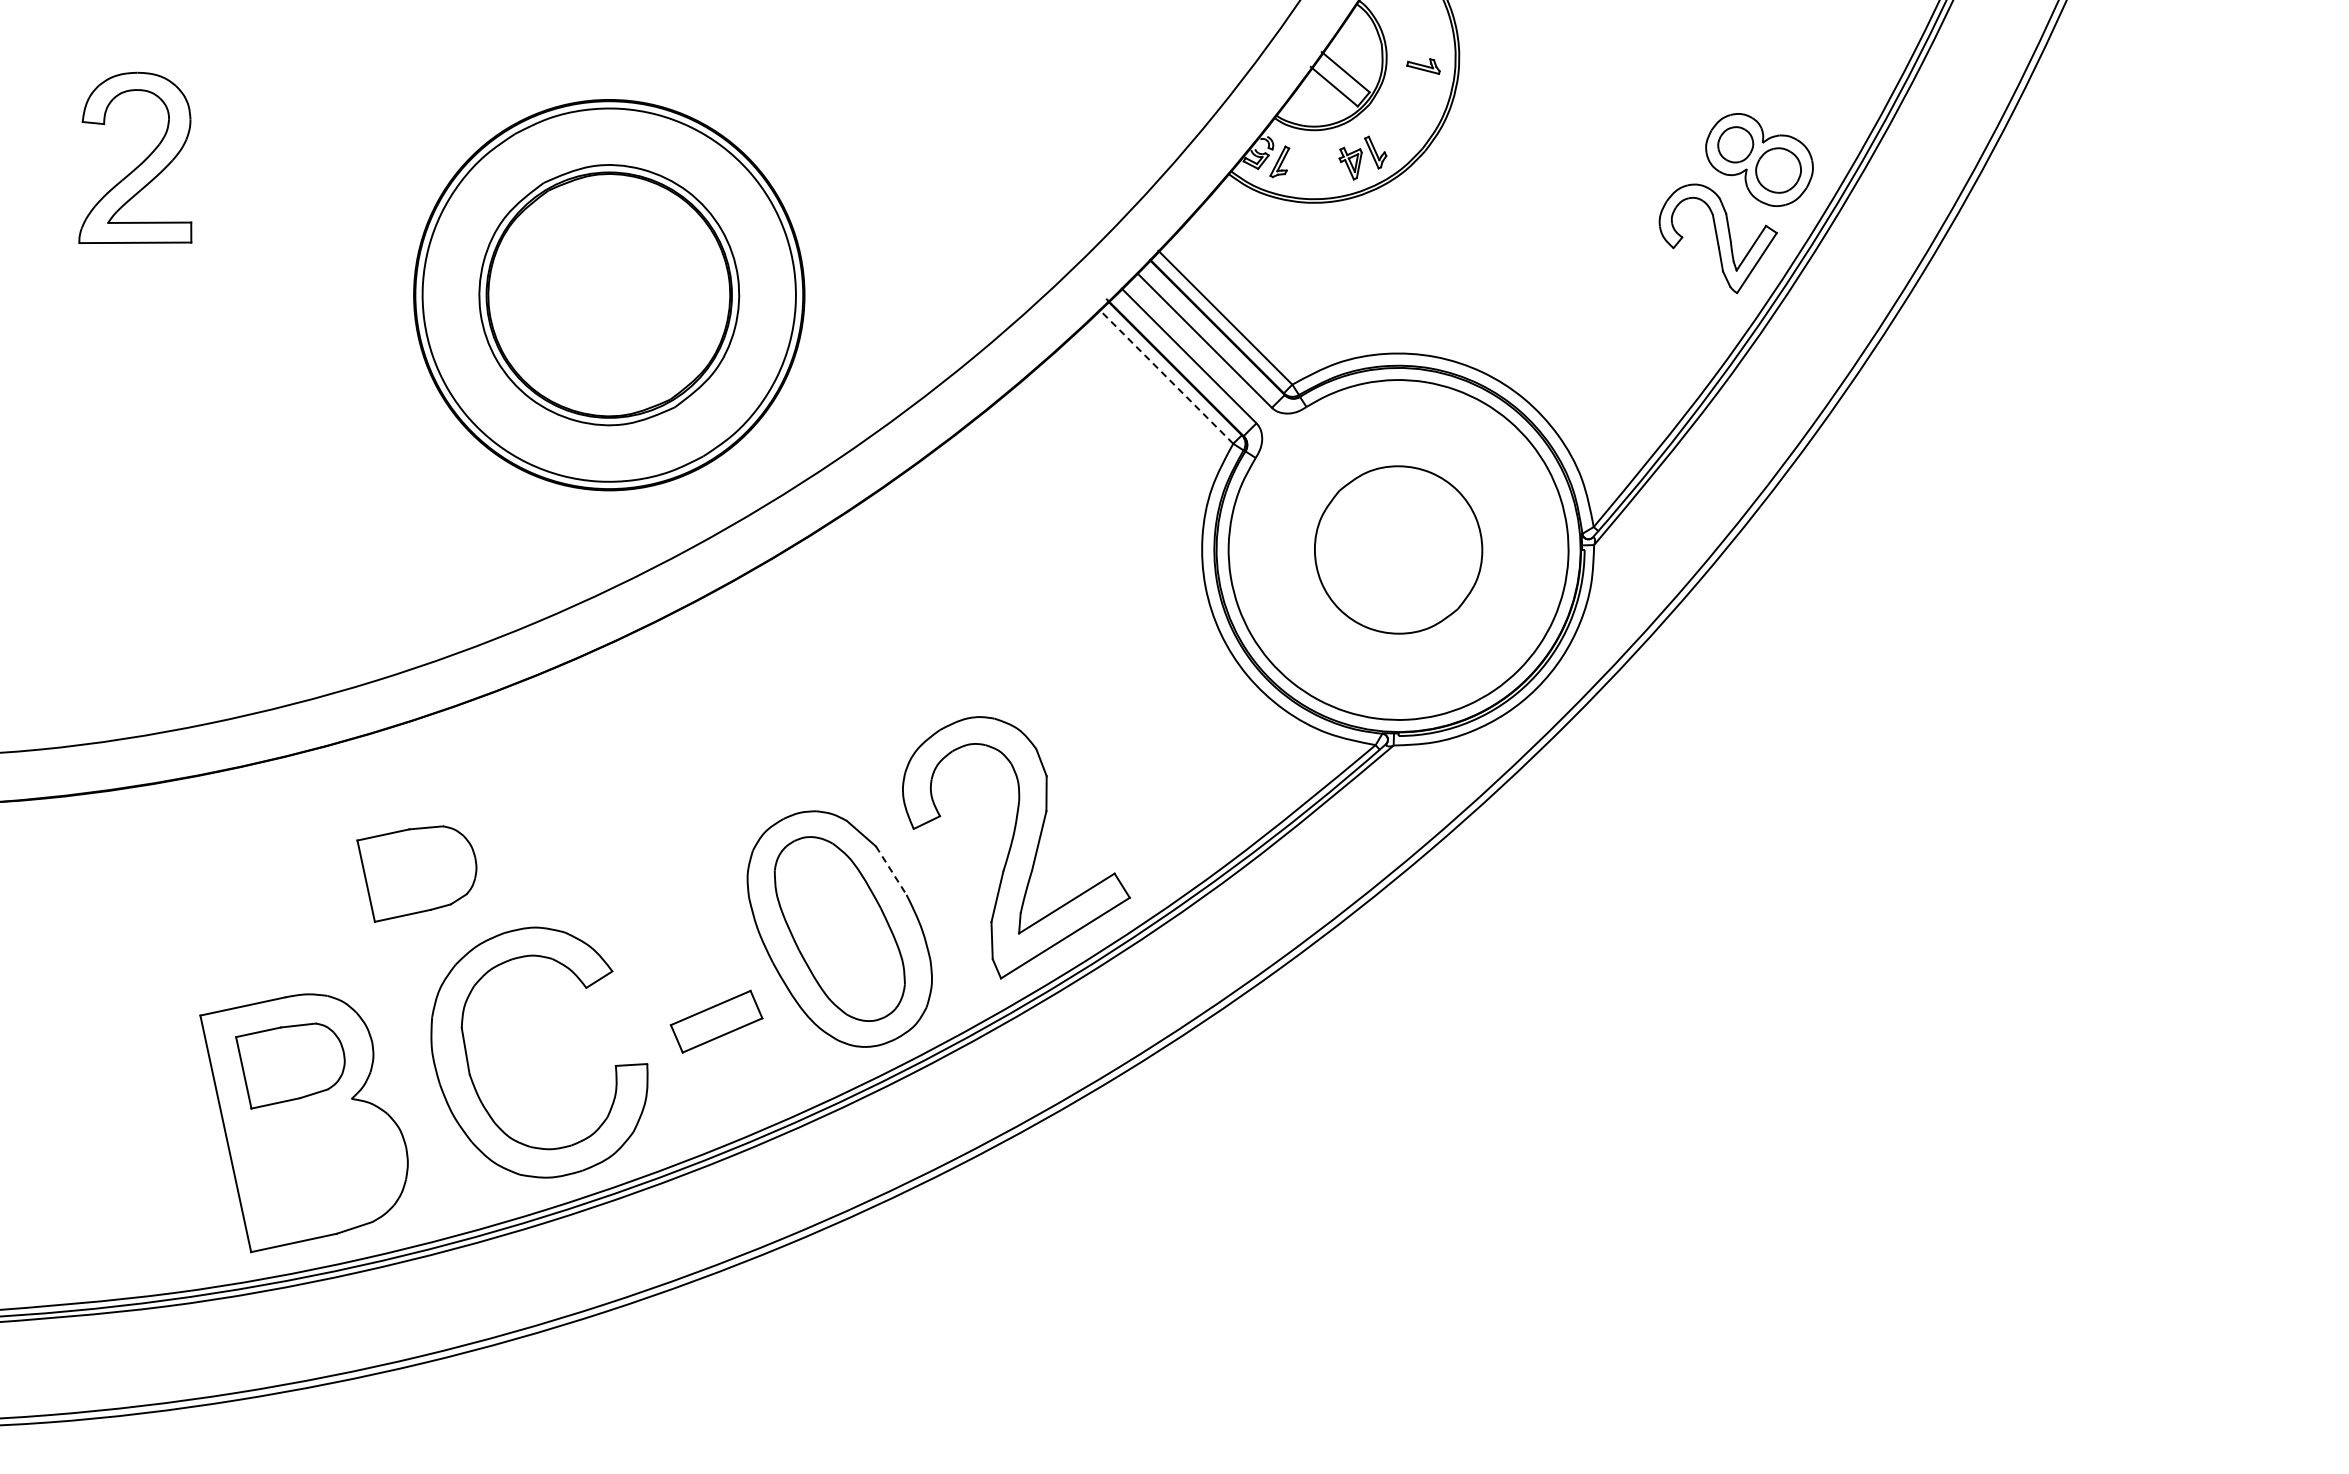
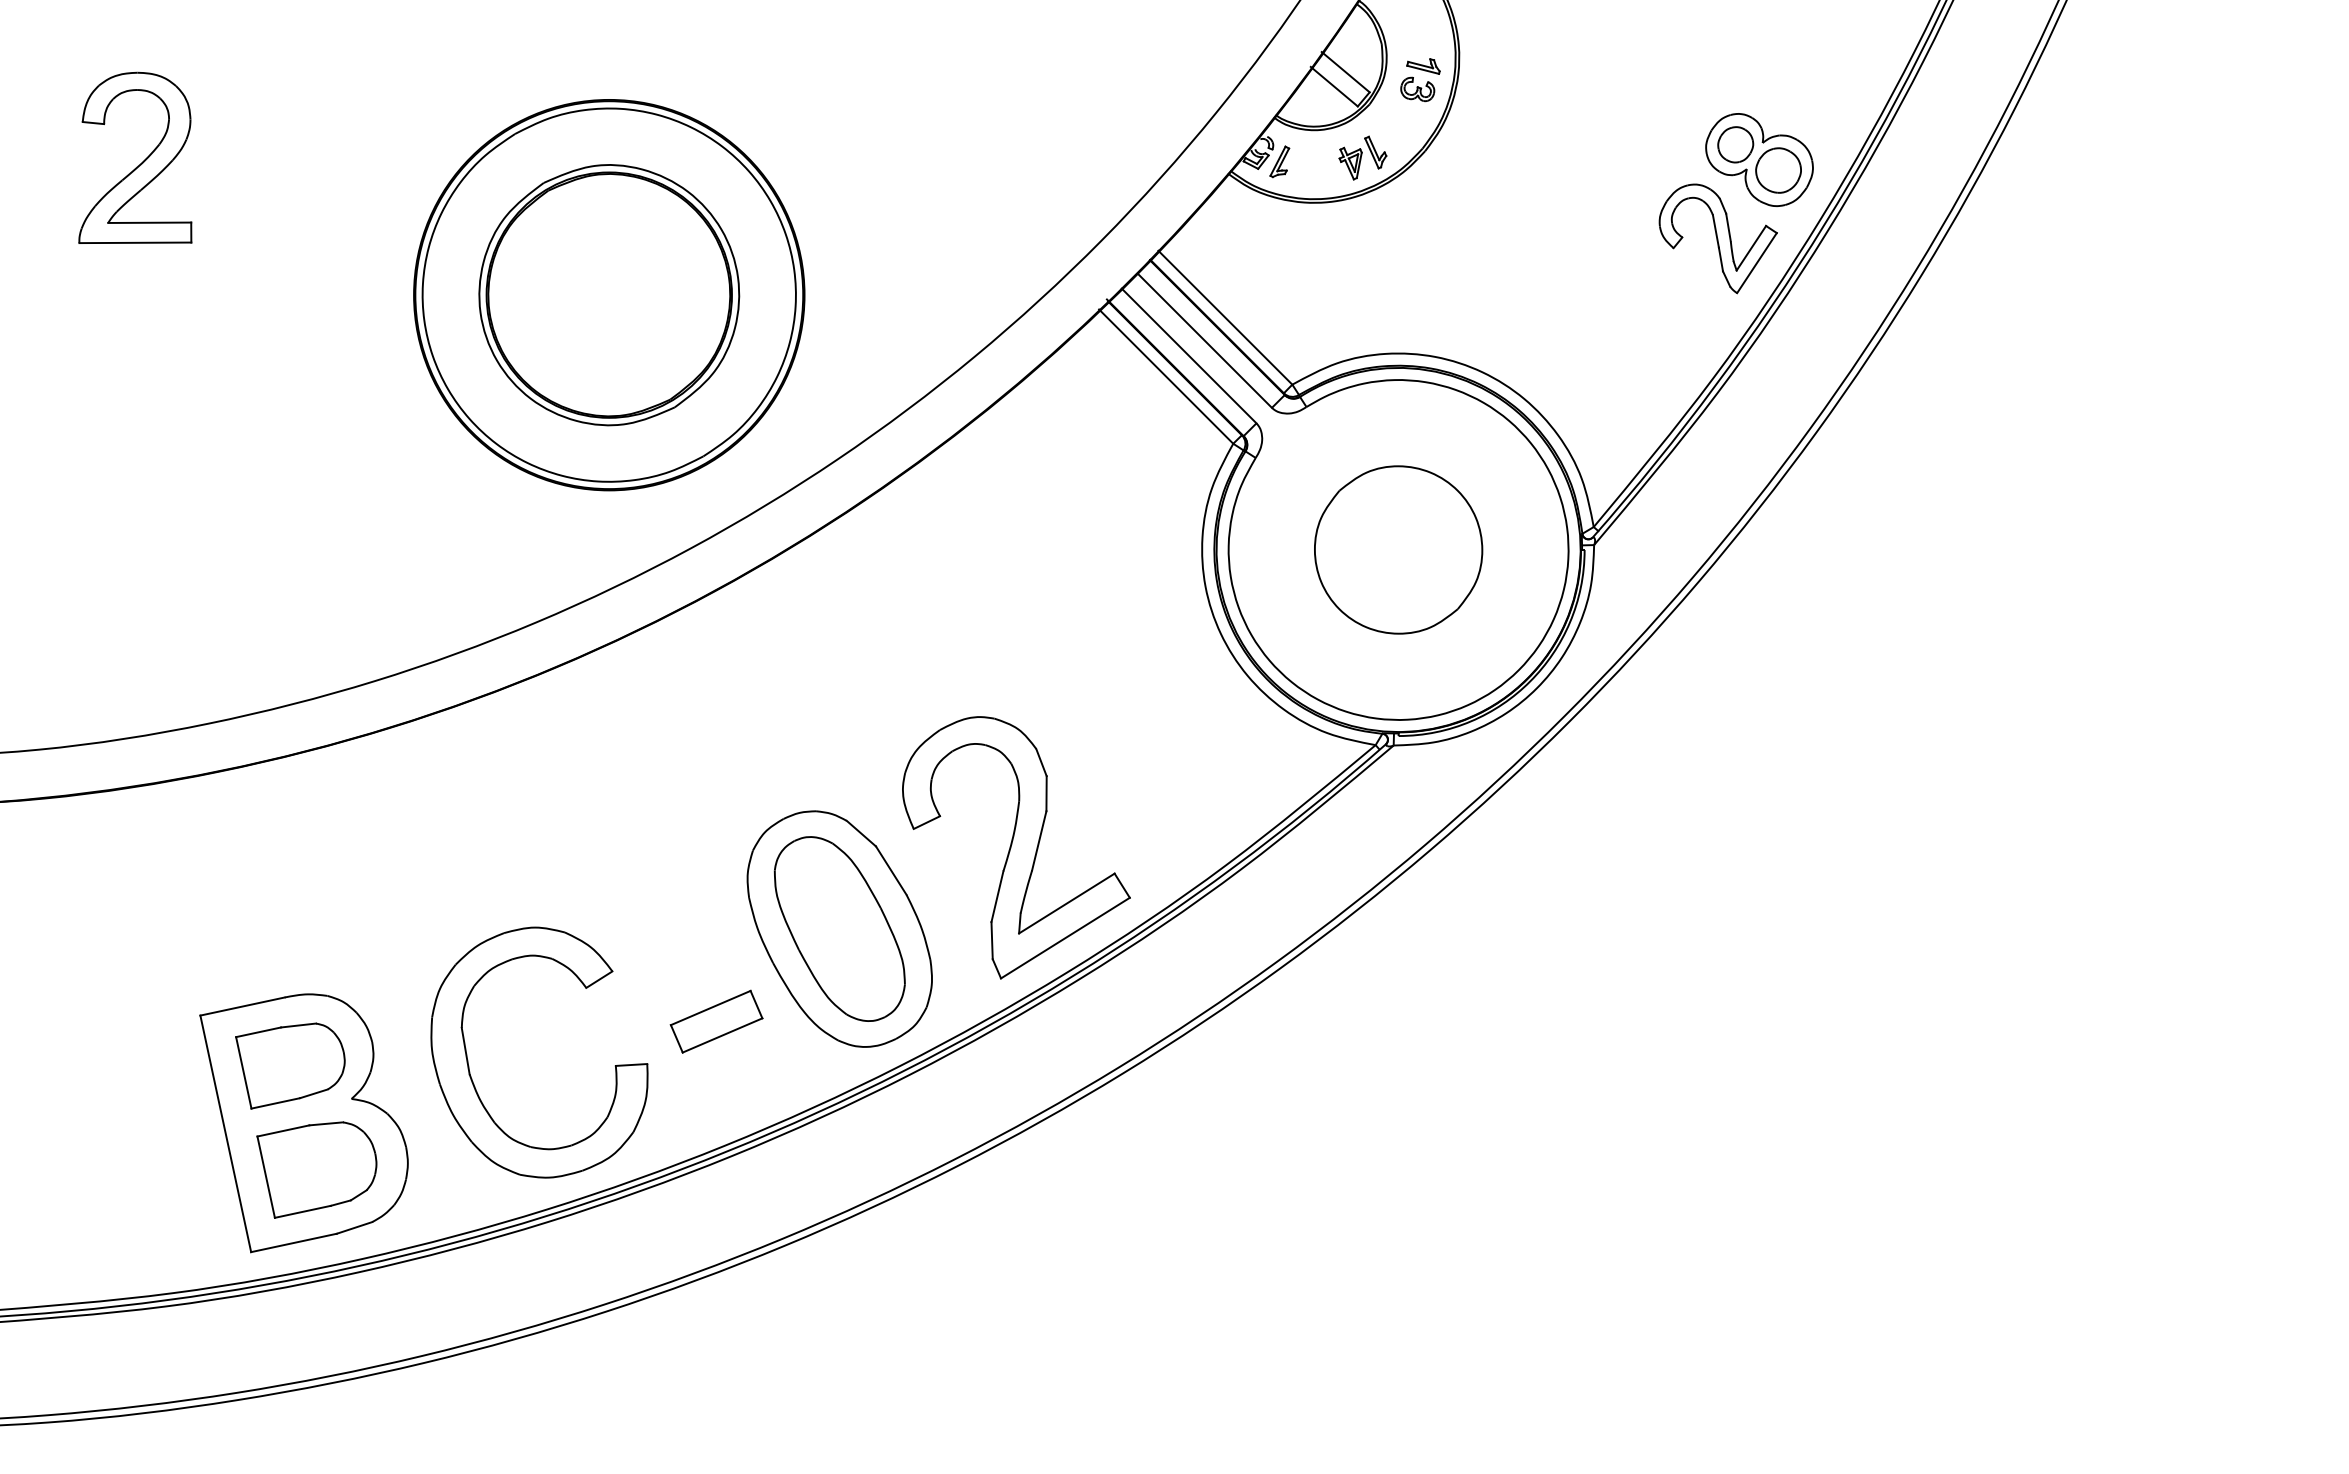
part: none -> present (1417, 89)
line: dashed -> solid (1166, 376)
line: dashed -> solid (891, 870)
part position: (416, 873) -> (316, 1169) (316, 1169)
